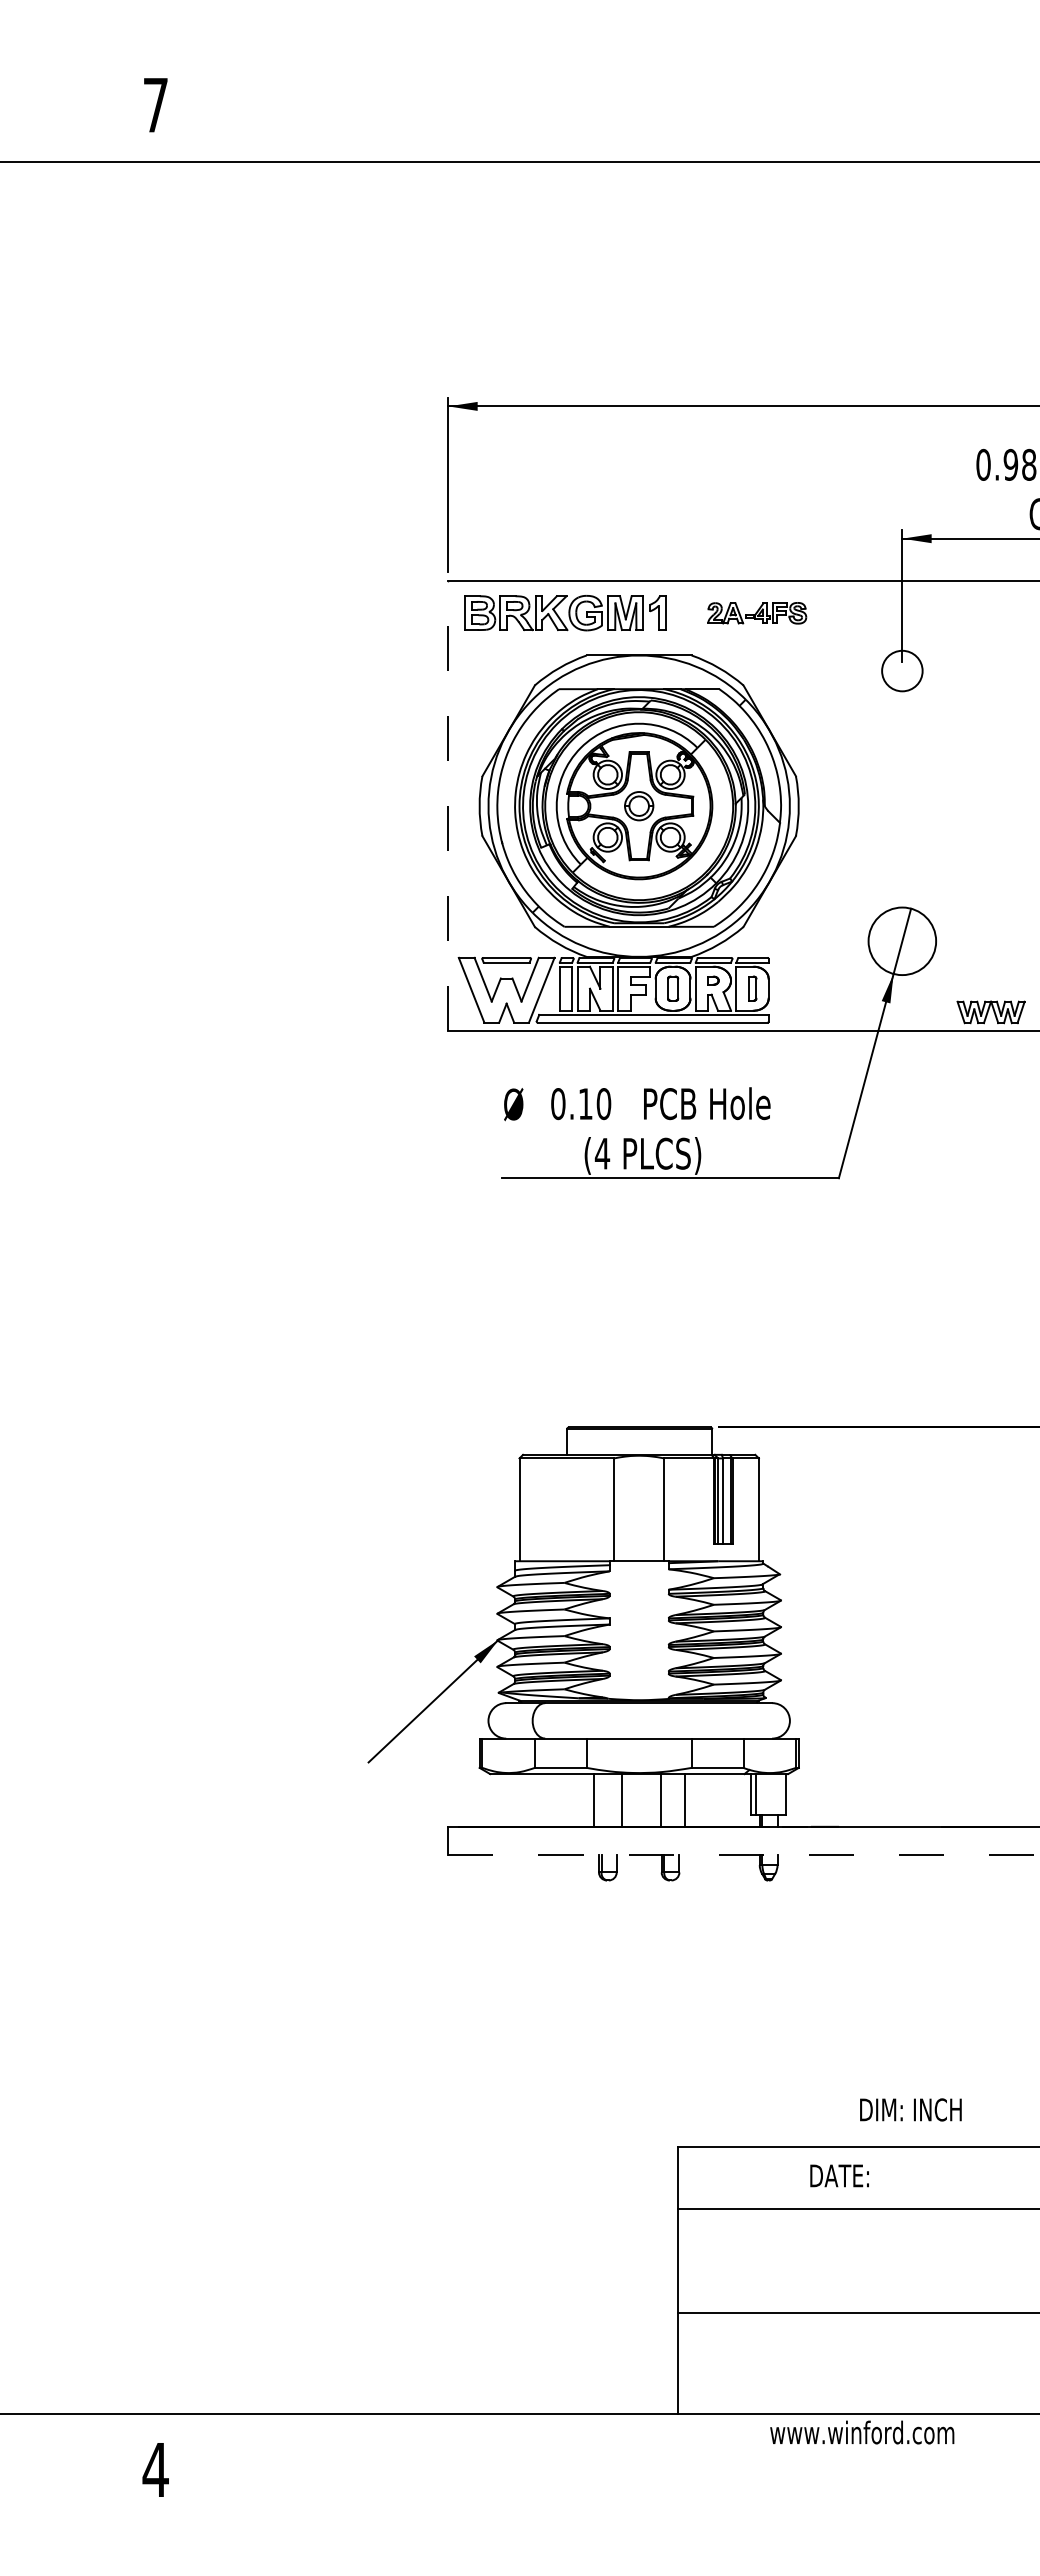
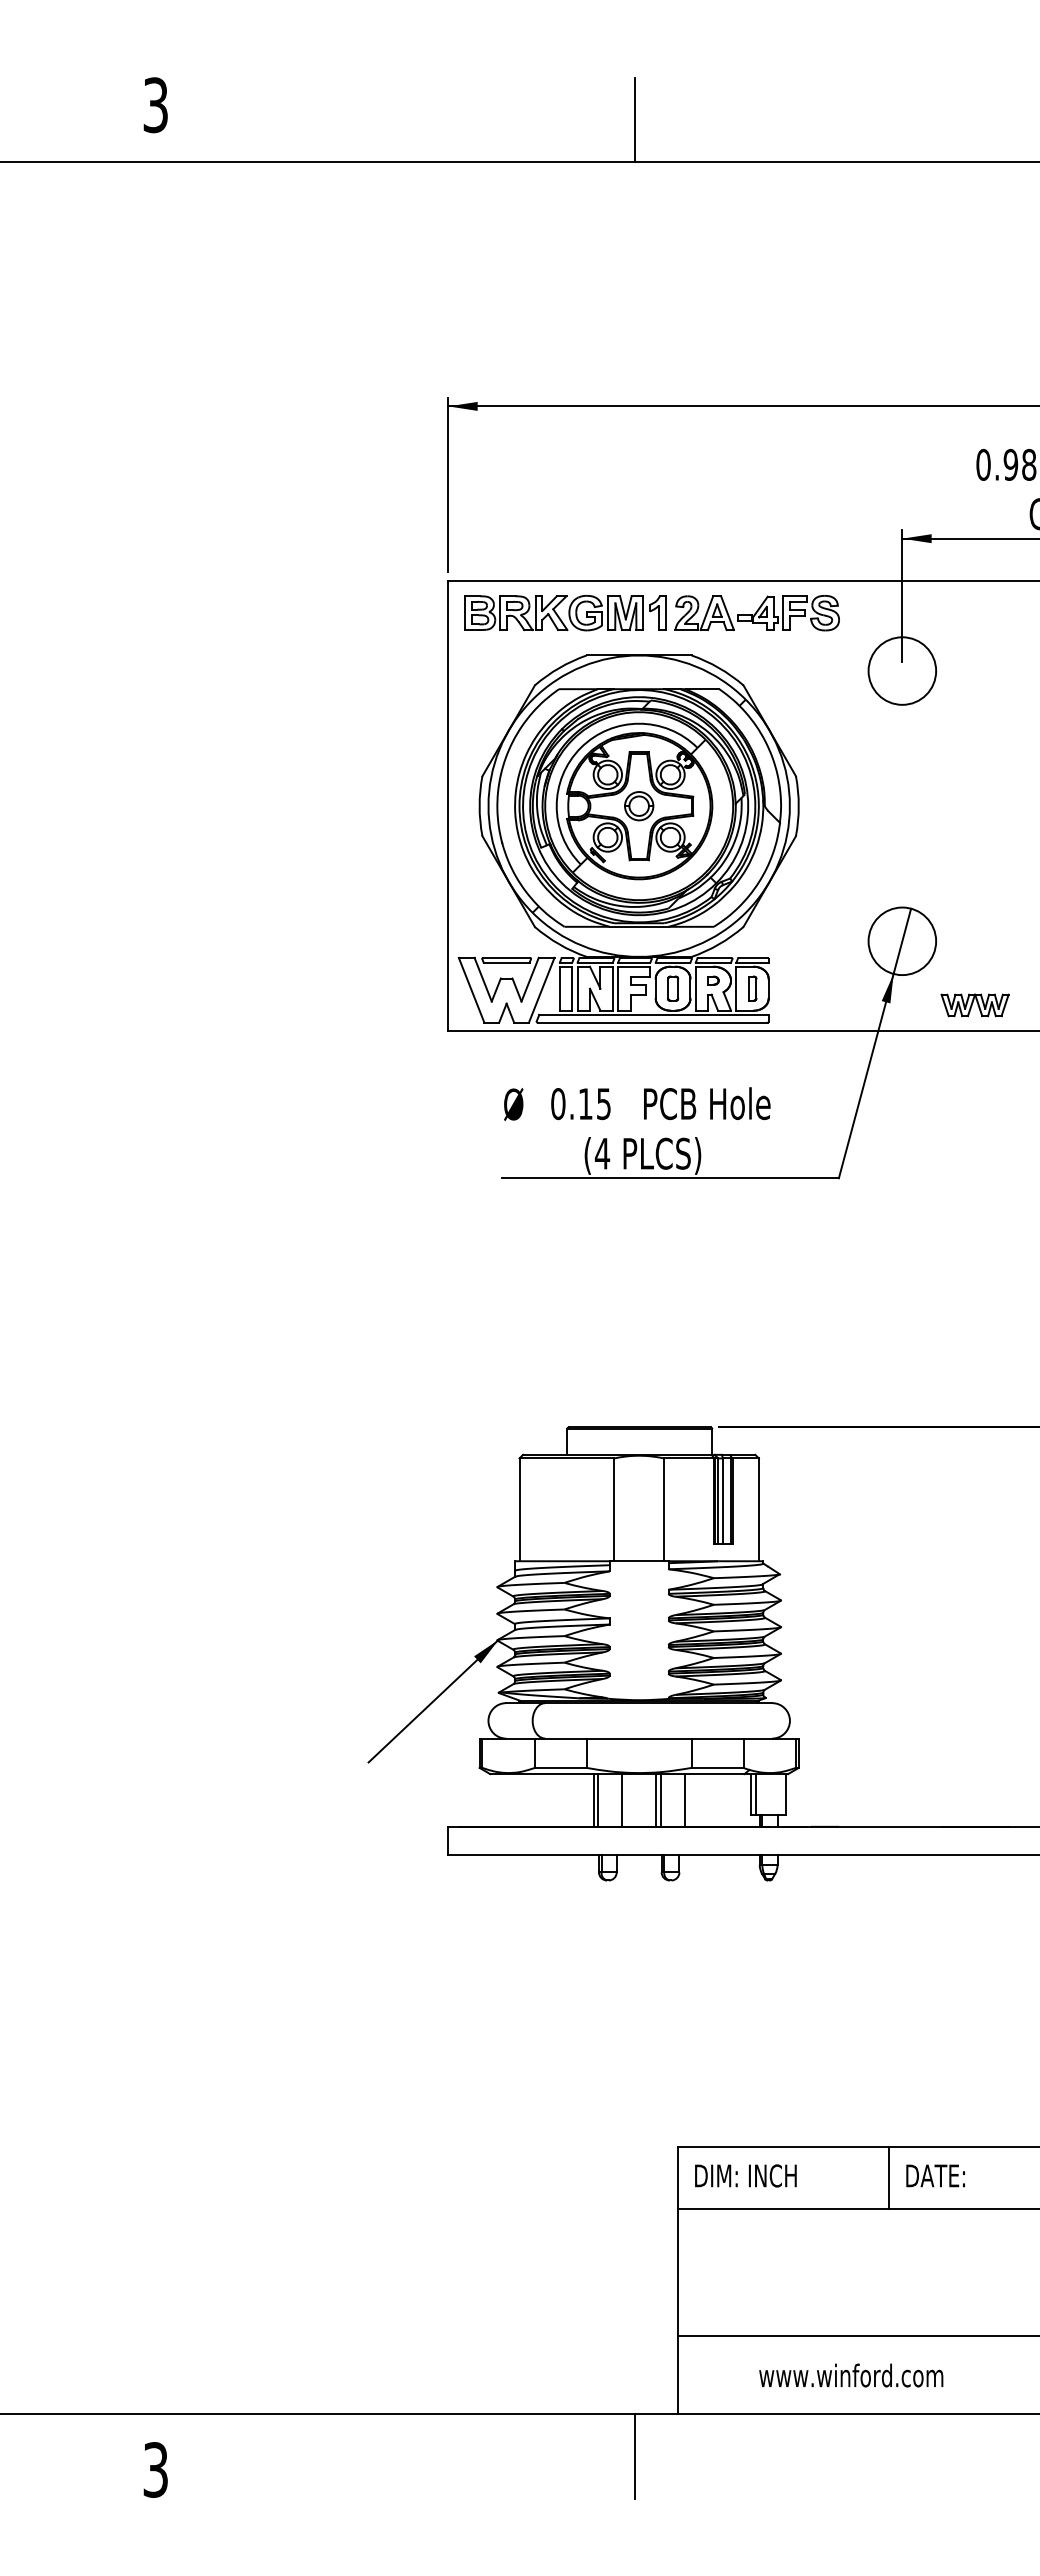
text: 7 -> 3 (155, 105)
line: none -> present (635, 119)
part size: 101x23 px -> 166x37 px (756, 613)
circle diameter: 41 px -> 68 px (902, 670)
line: dashed -> solid (448, 805)
part position: (990, 1012) -> (974, 1005) (974, 1005)
text: 0.10 -> 0.15 (603, 1104)
line: none -> present (597, 1800)
line: none -> present (656, 1800)
line: dashed -> solid (744, 1855)
text position: (910, 2109) -> (745, 2175) (745, 2175)
text position: (839, 2175) -> (935, 2175) (935, 2175)
line: none -> present (888, 2177)
line position: (857, 2312) -> (857, 2335) (857, 2335)
text position: (862, 2432) -> (851, 2375) (851, 2375)
line: none -> present (635, 2456)
text: 4 -> 3 (155, 2469)
